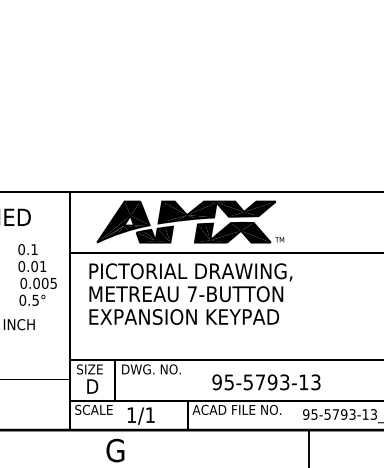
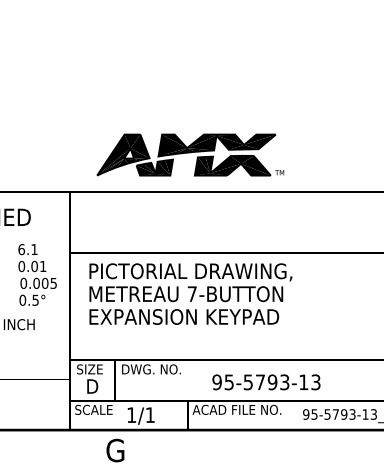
part position: (190, 221) -> (190, 154) (190, 154)
text: 0.1 -> 6.1 (21, 249)
line: present -> none (309, 447)
